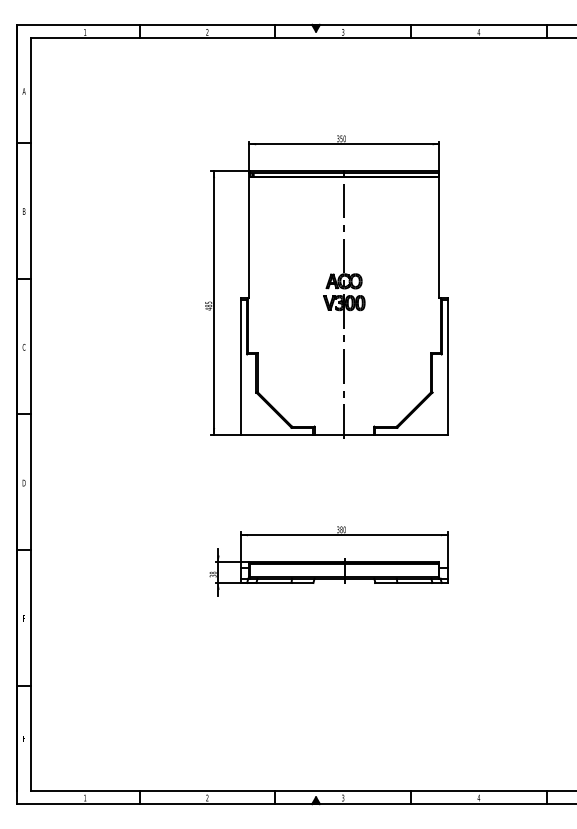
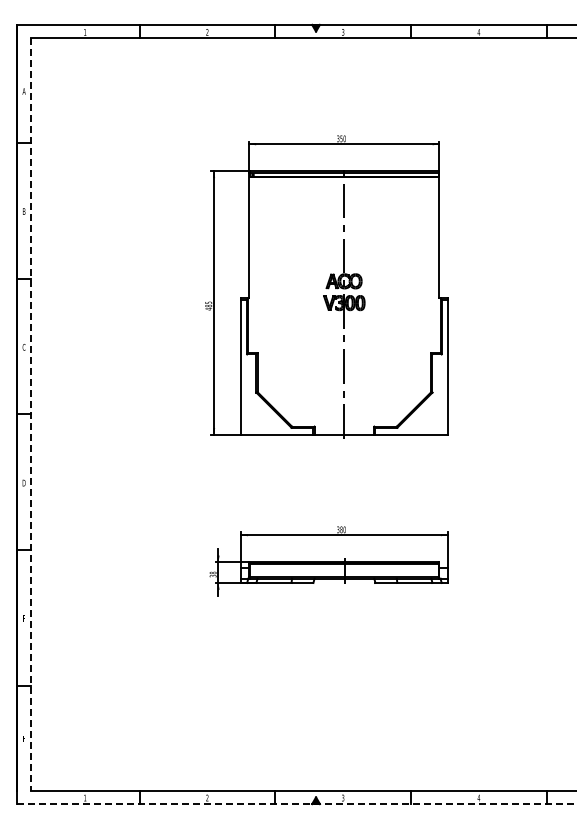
line: solid -> dashed (30, 414)
line: solid -> dashed (297, 804)
